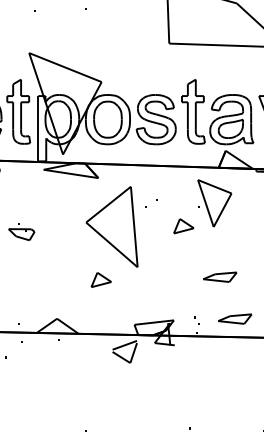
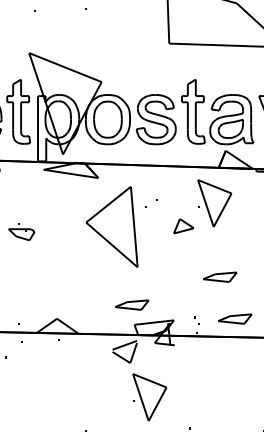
part: present -> none (100, 279)
part: none -> present (132, 304)
part: none -> present (149, 397)
